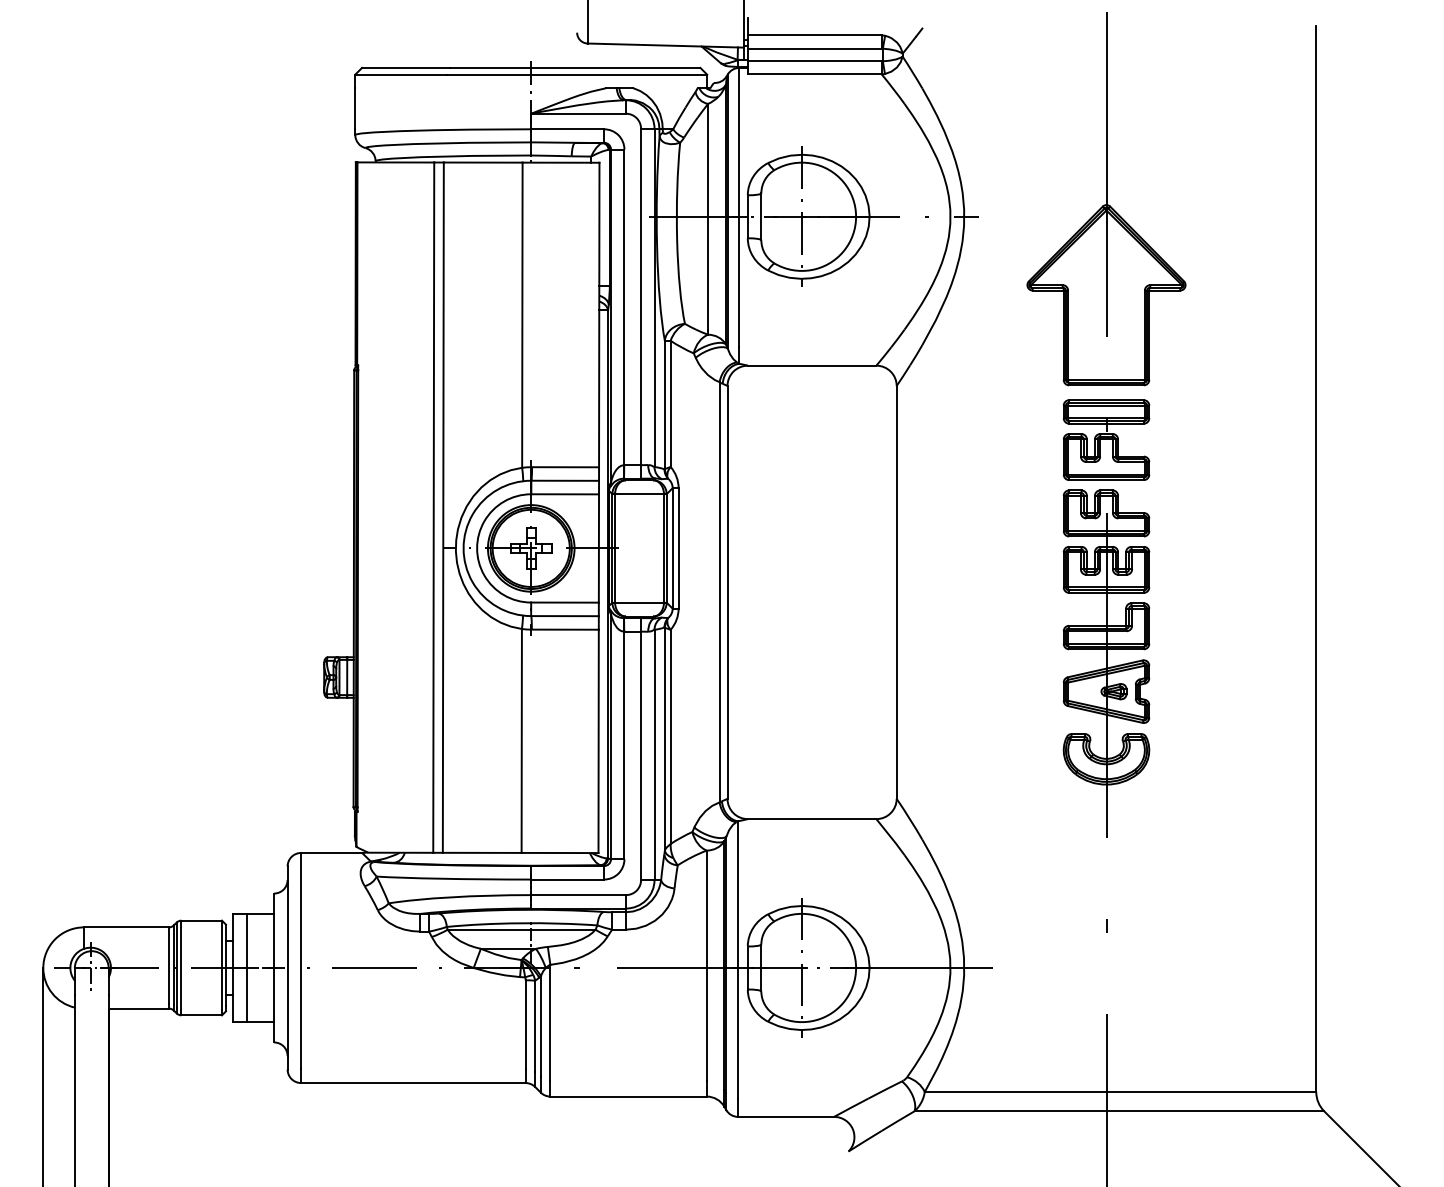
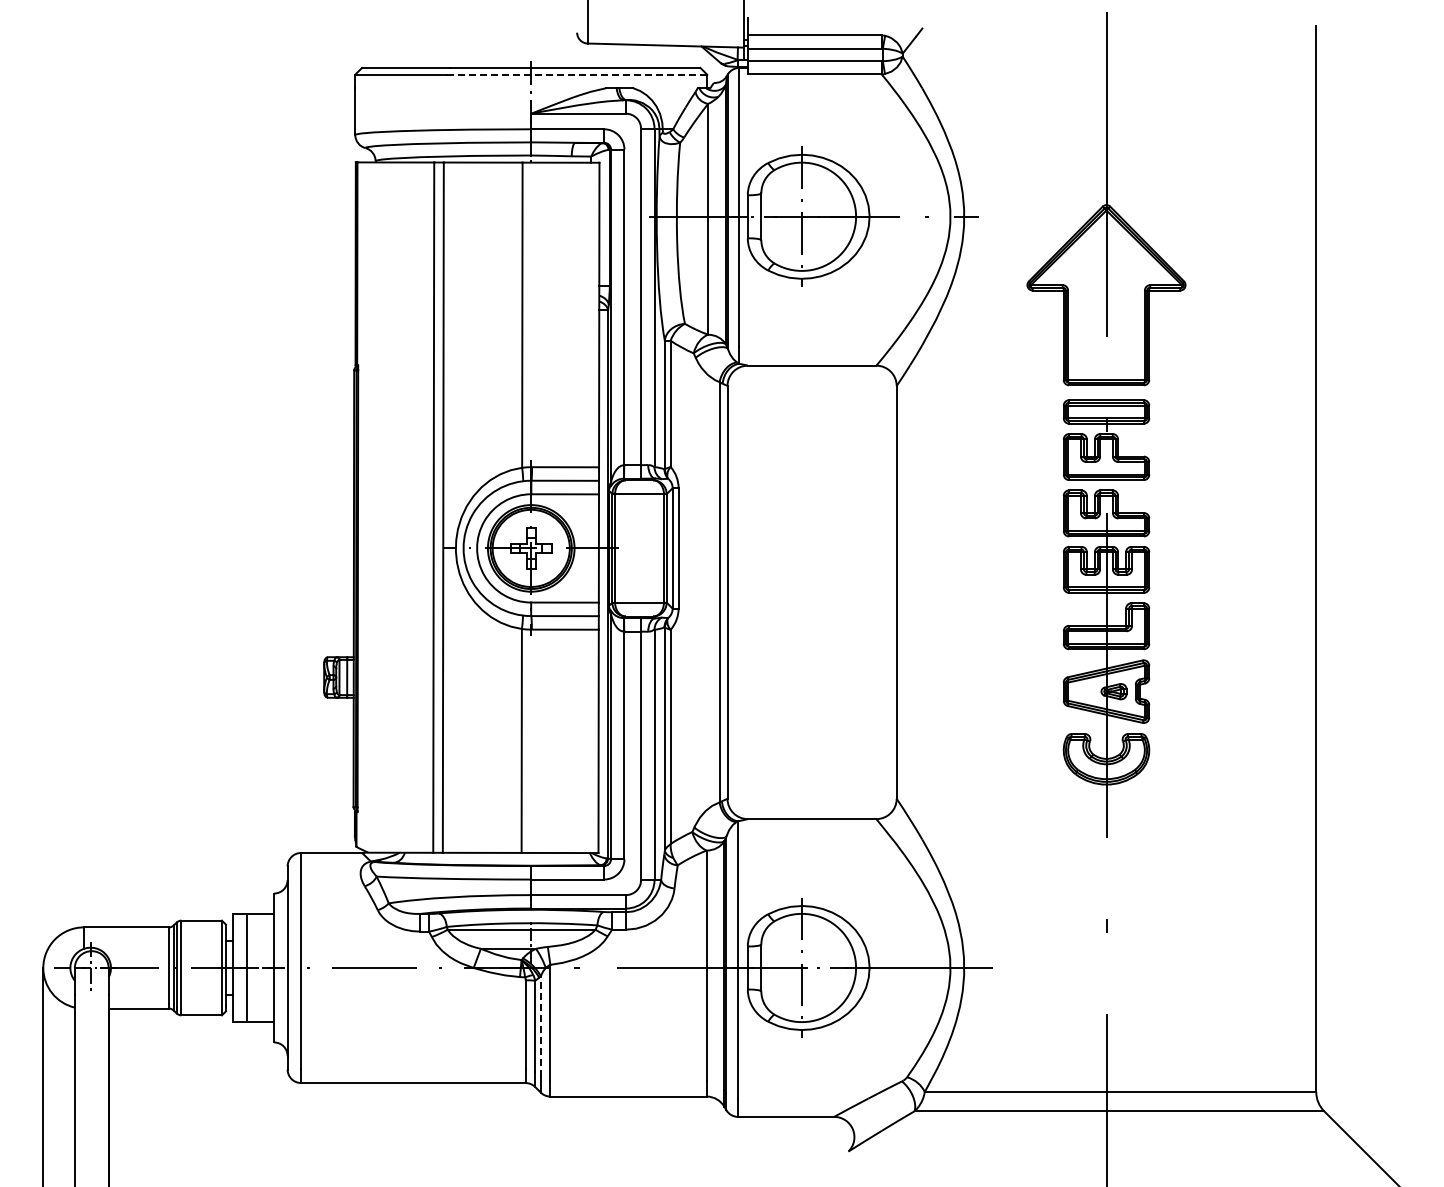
line: solid -> dashed (577, 74)
line: solid -> dashed (540, 1026)
